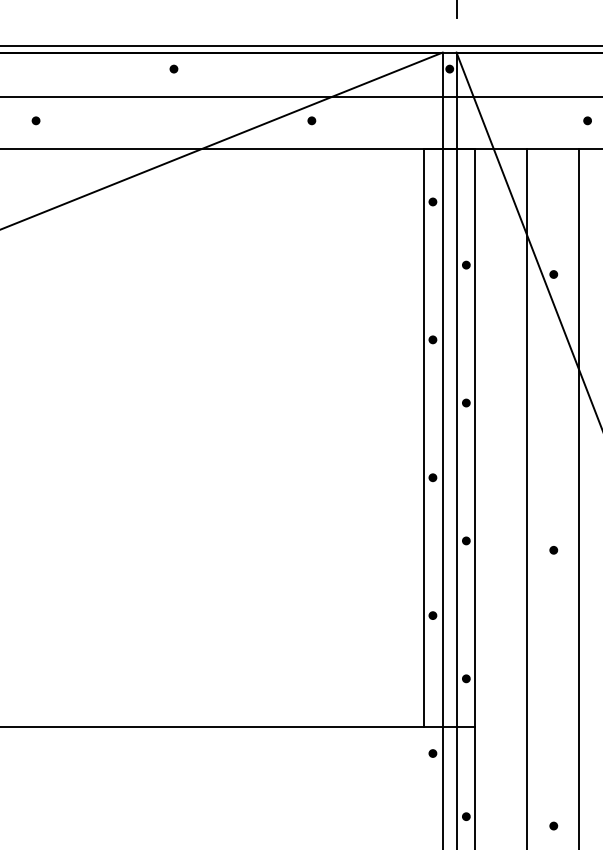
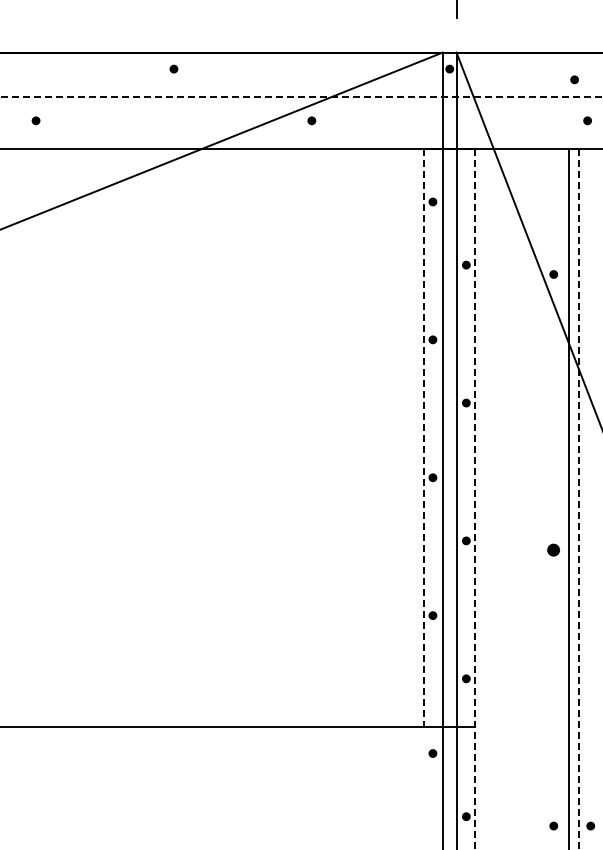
line: present -> none (300, 45)
part: none -> present (574, 79)
line: solid -> dashed (301, 97)
line: solid -> dashed (423, 437)
line position: (527, 497) -> (569, 497) (569, 497)
line: solid -> dashed (475, 499)
line: solid -> dashed (578, 499)
part size: 10x9 px -> 13x14 px (553, 549)
part: none -> present (590, 825)
